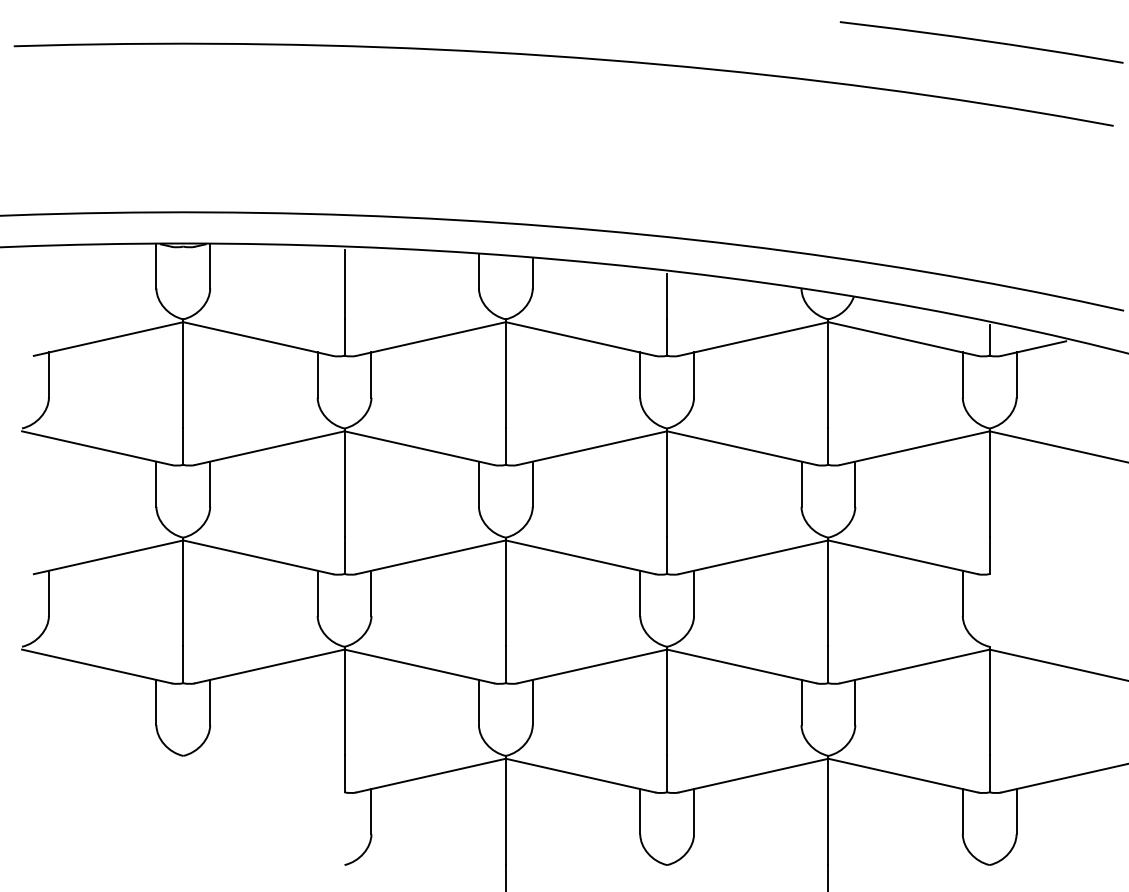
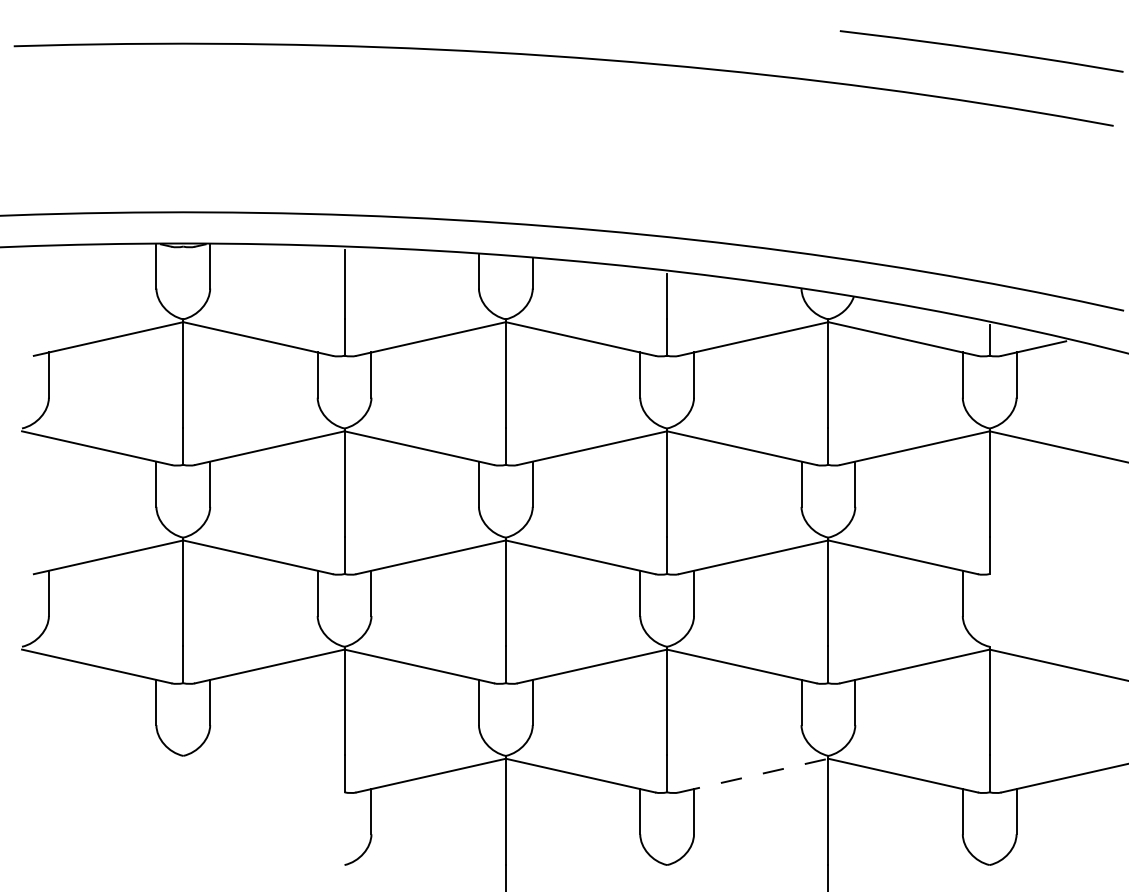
curve position: (981, 41) -> (981, 50) (981, 50)
line: solid -> dashed (753, 775)
